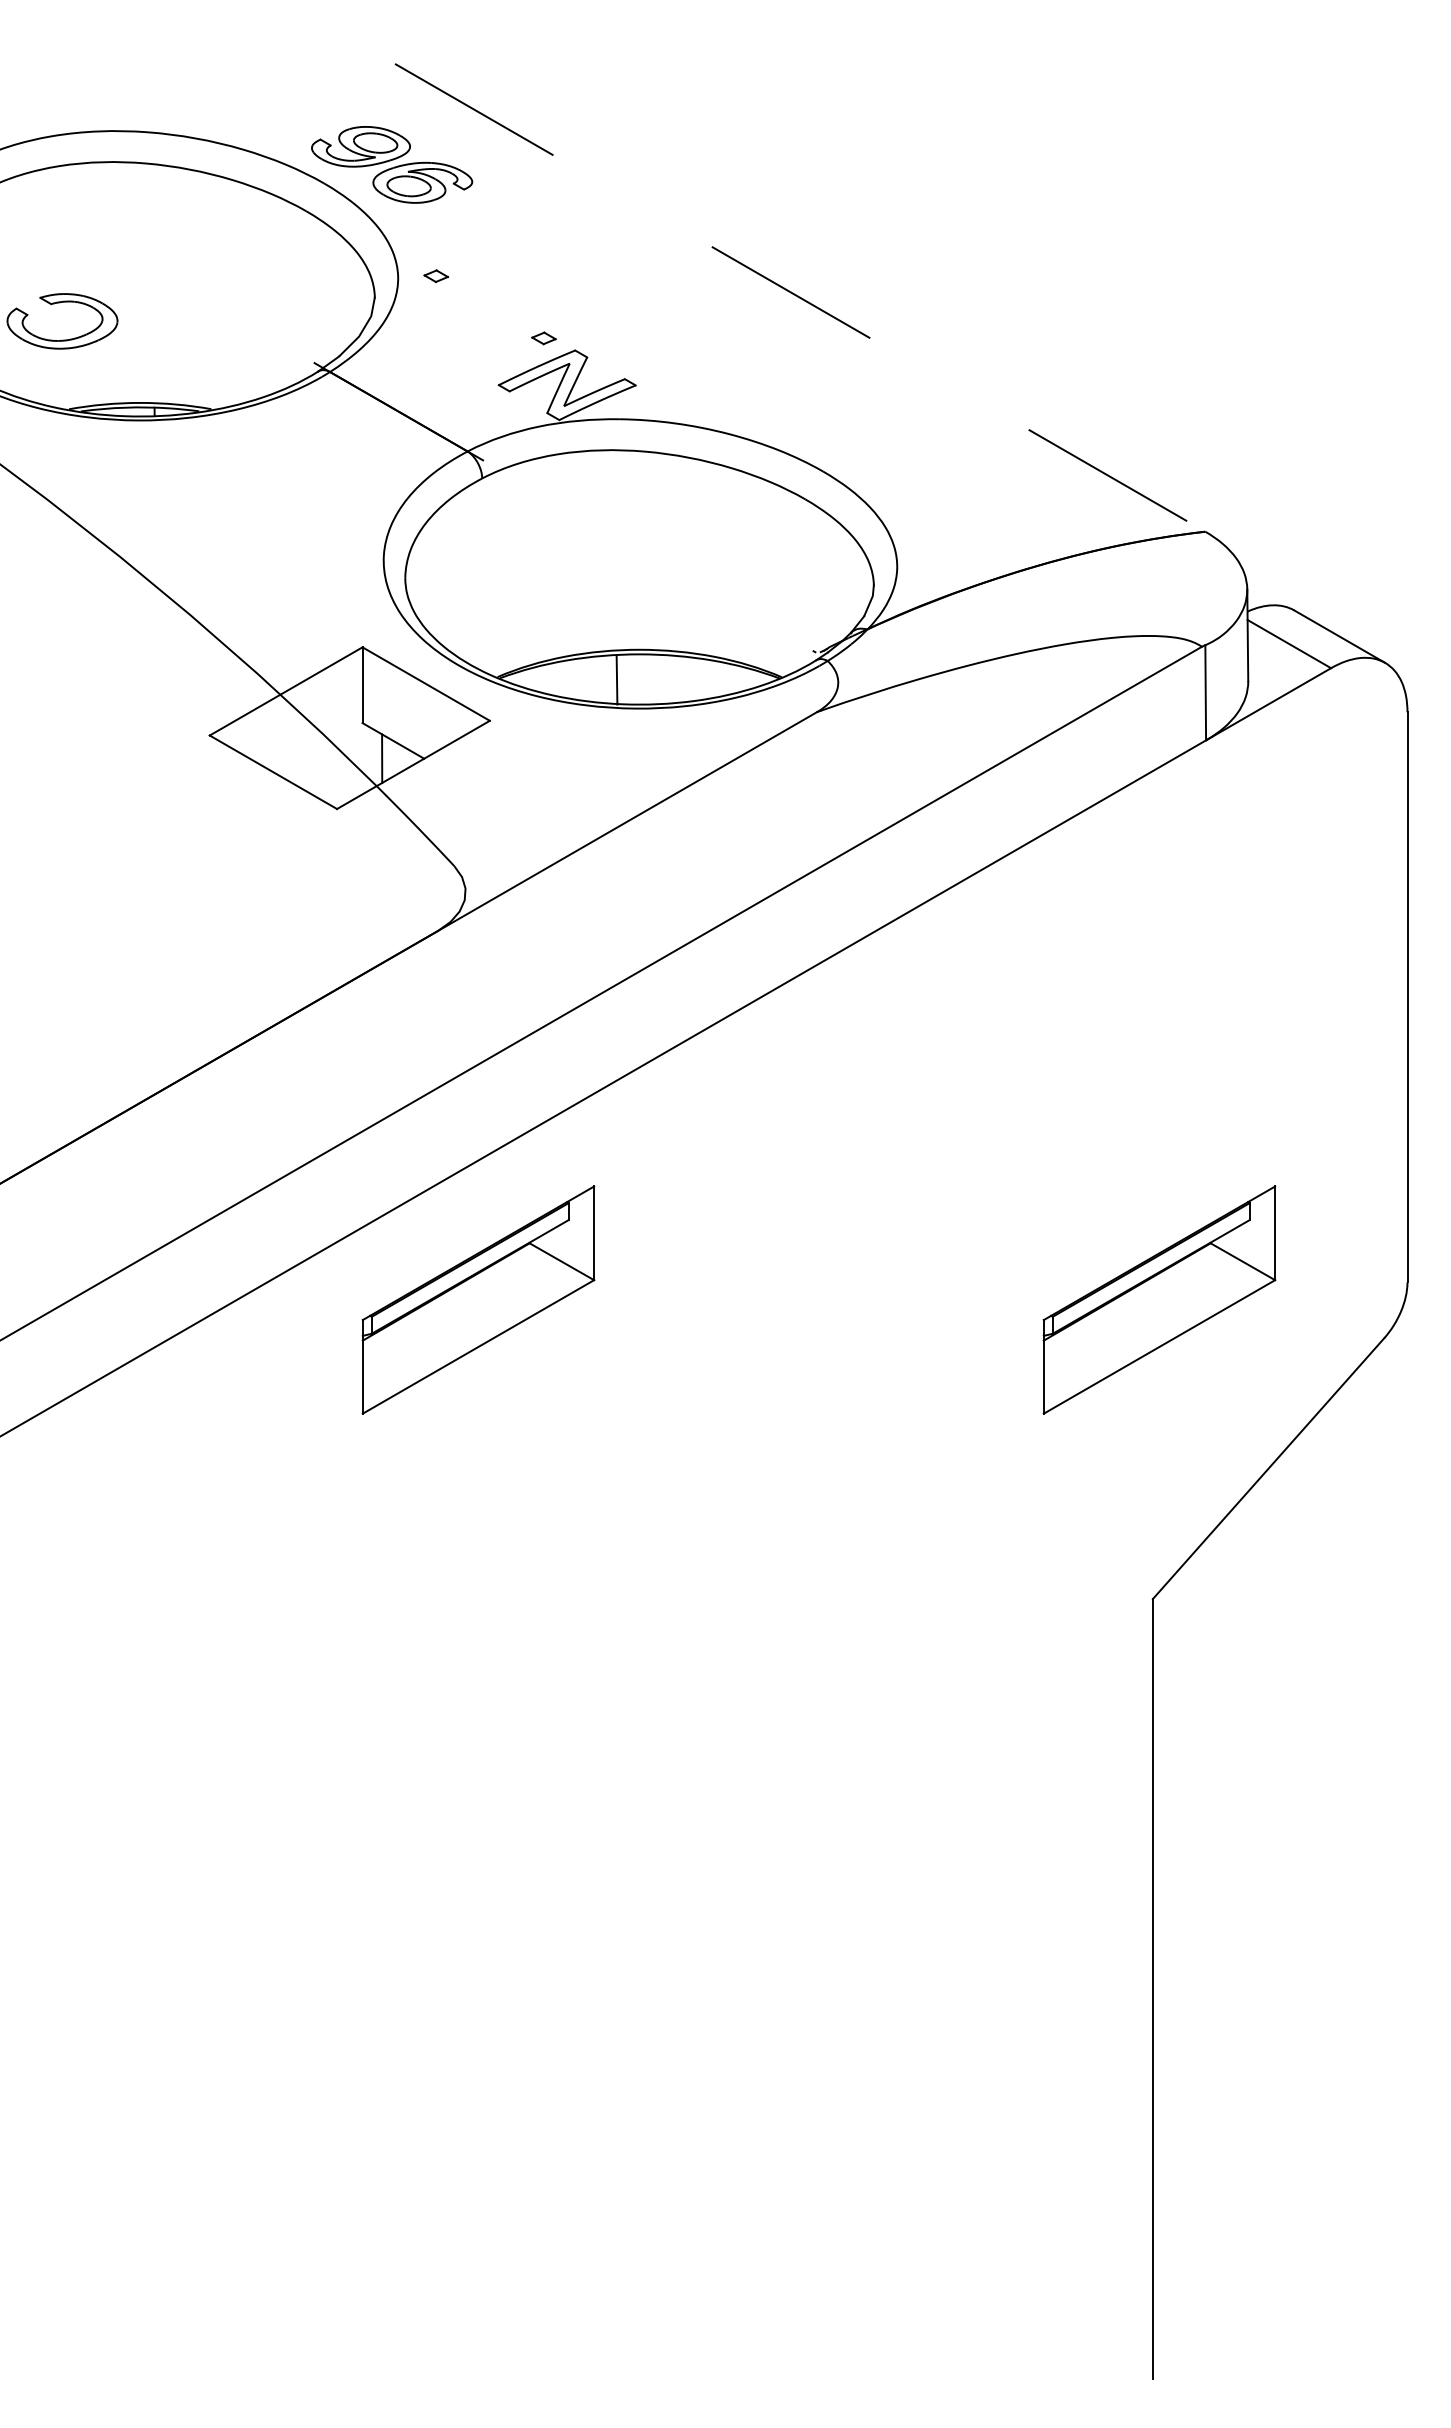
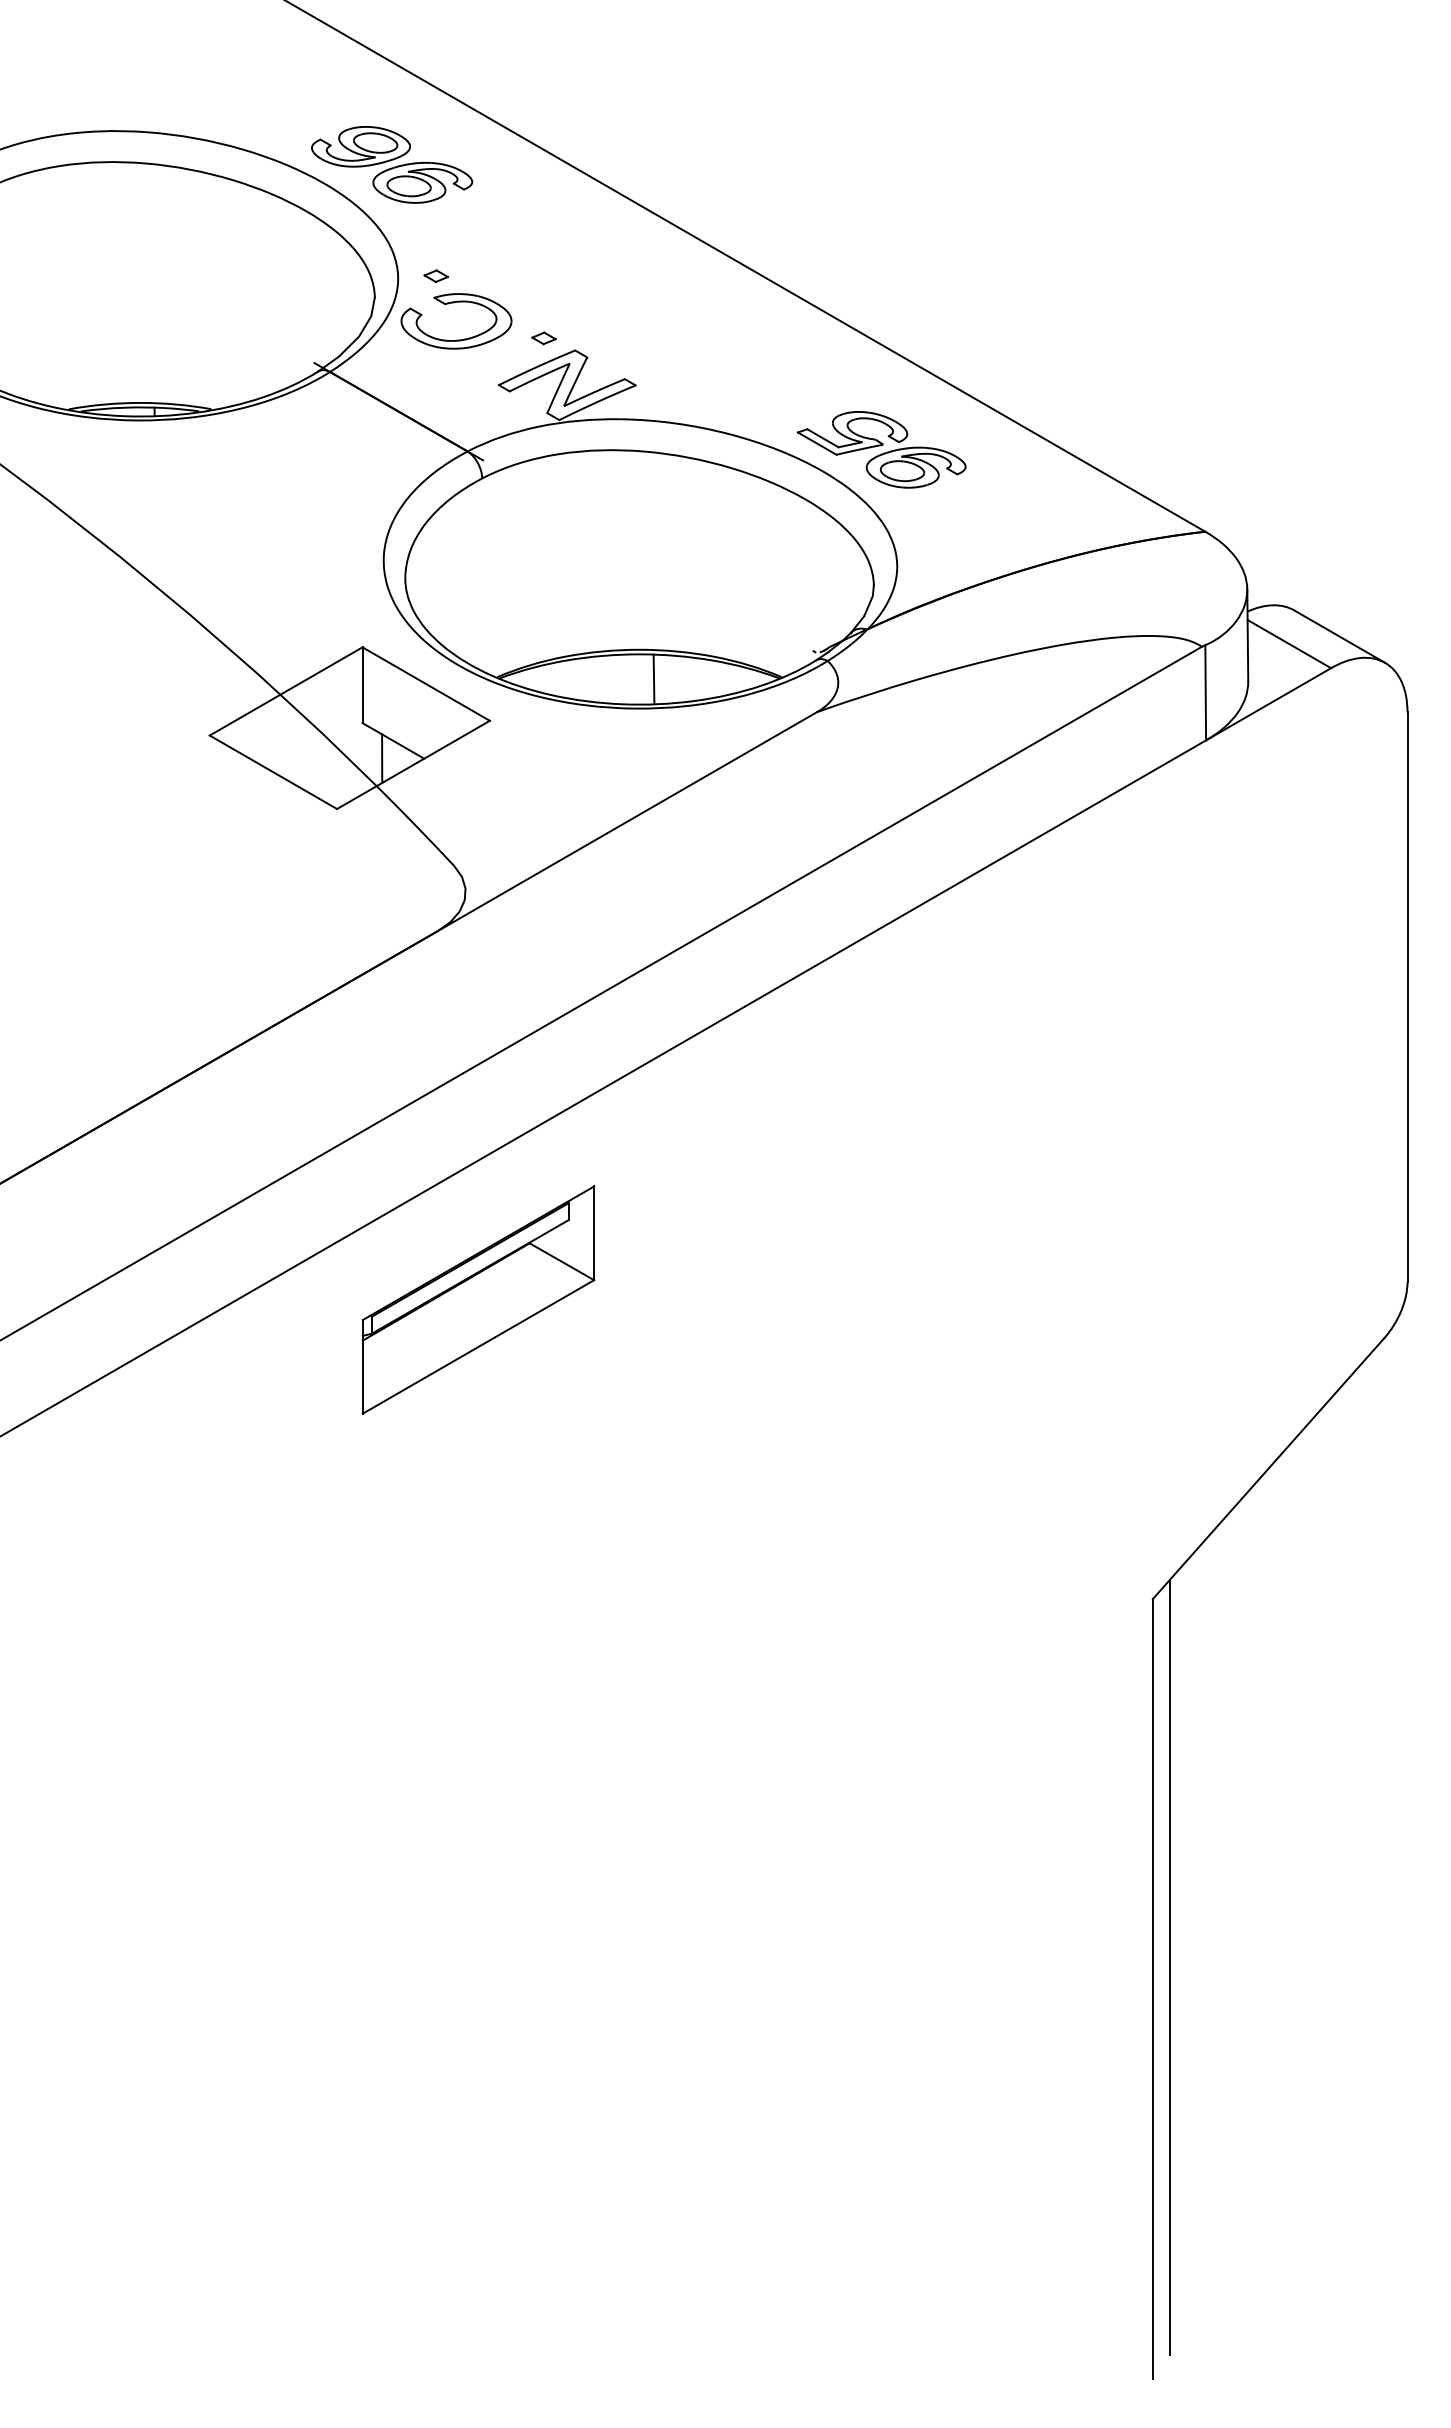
line: dashed -> solid (745, 266)
part position: (62, 339) -> (456, 339) (456, 339)
part: none -> present (881, 449)
line position: (616, 679) -> (653, 678) (653, 678)
part: present -> none (1159, 1299)
line: none -> present (1169, 1967)
